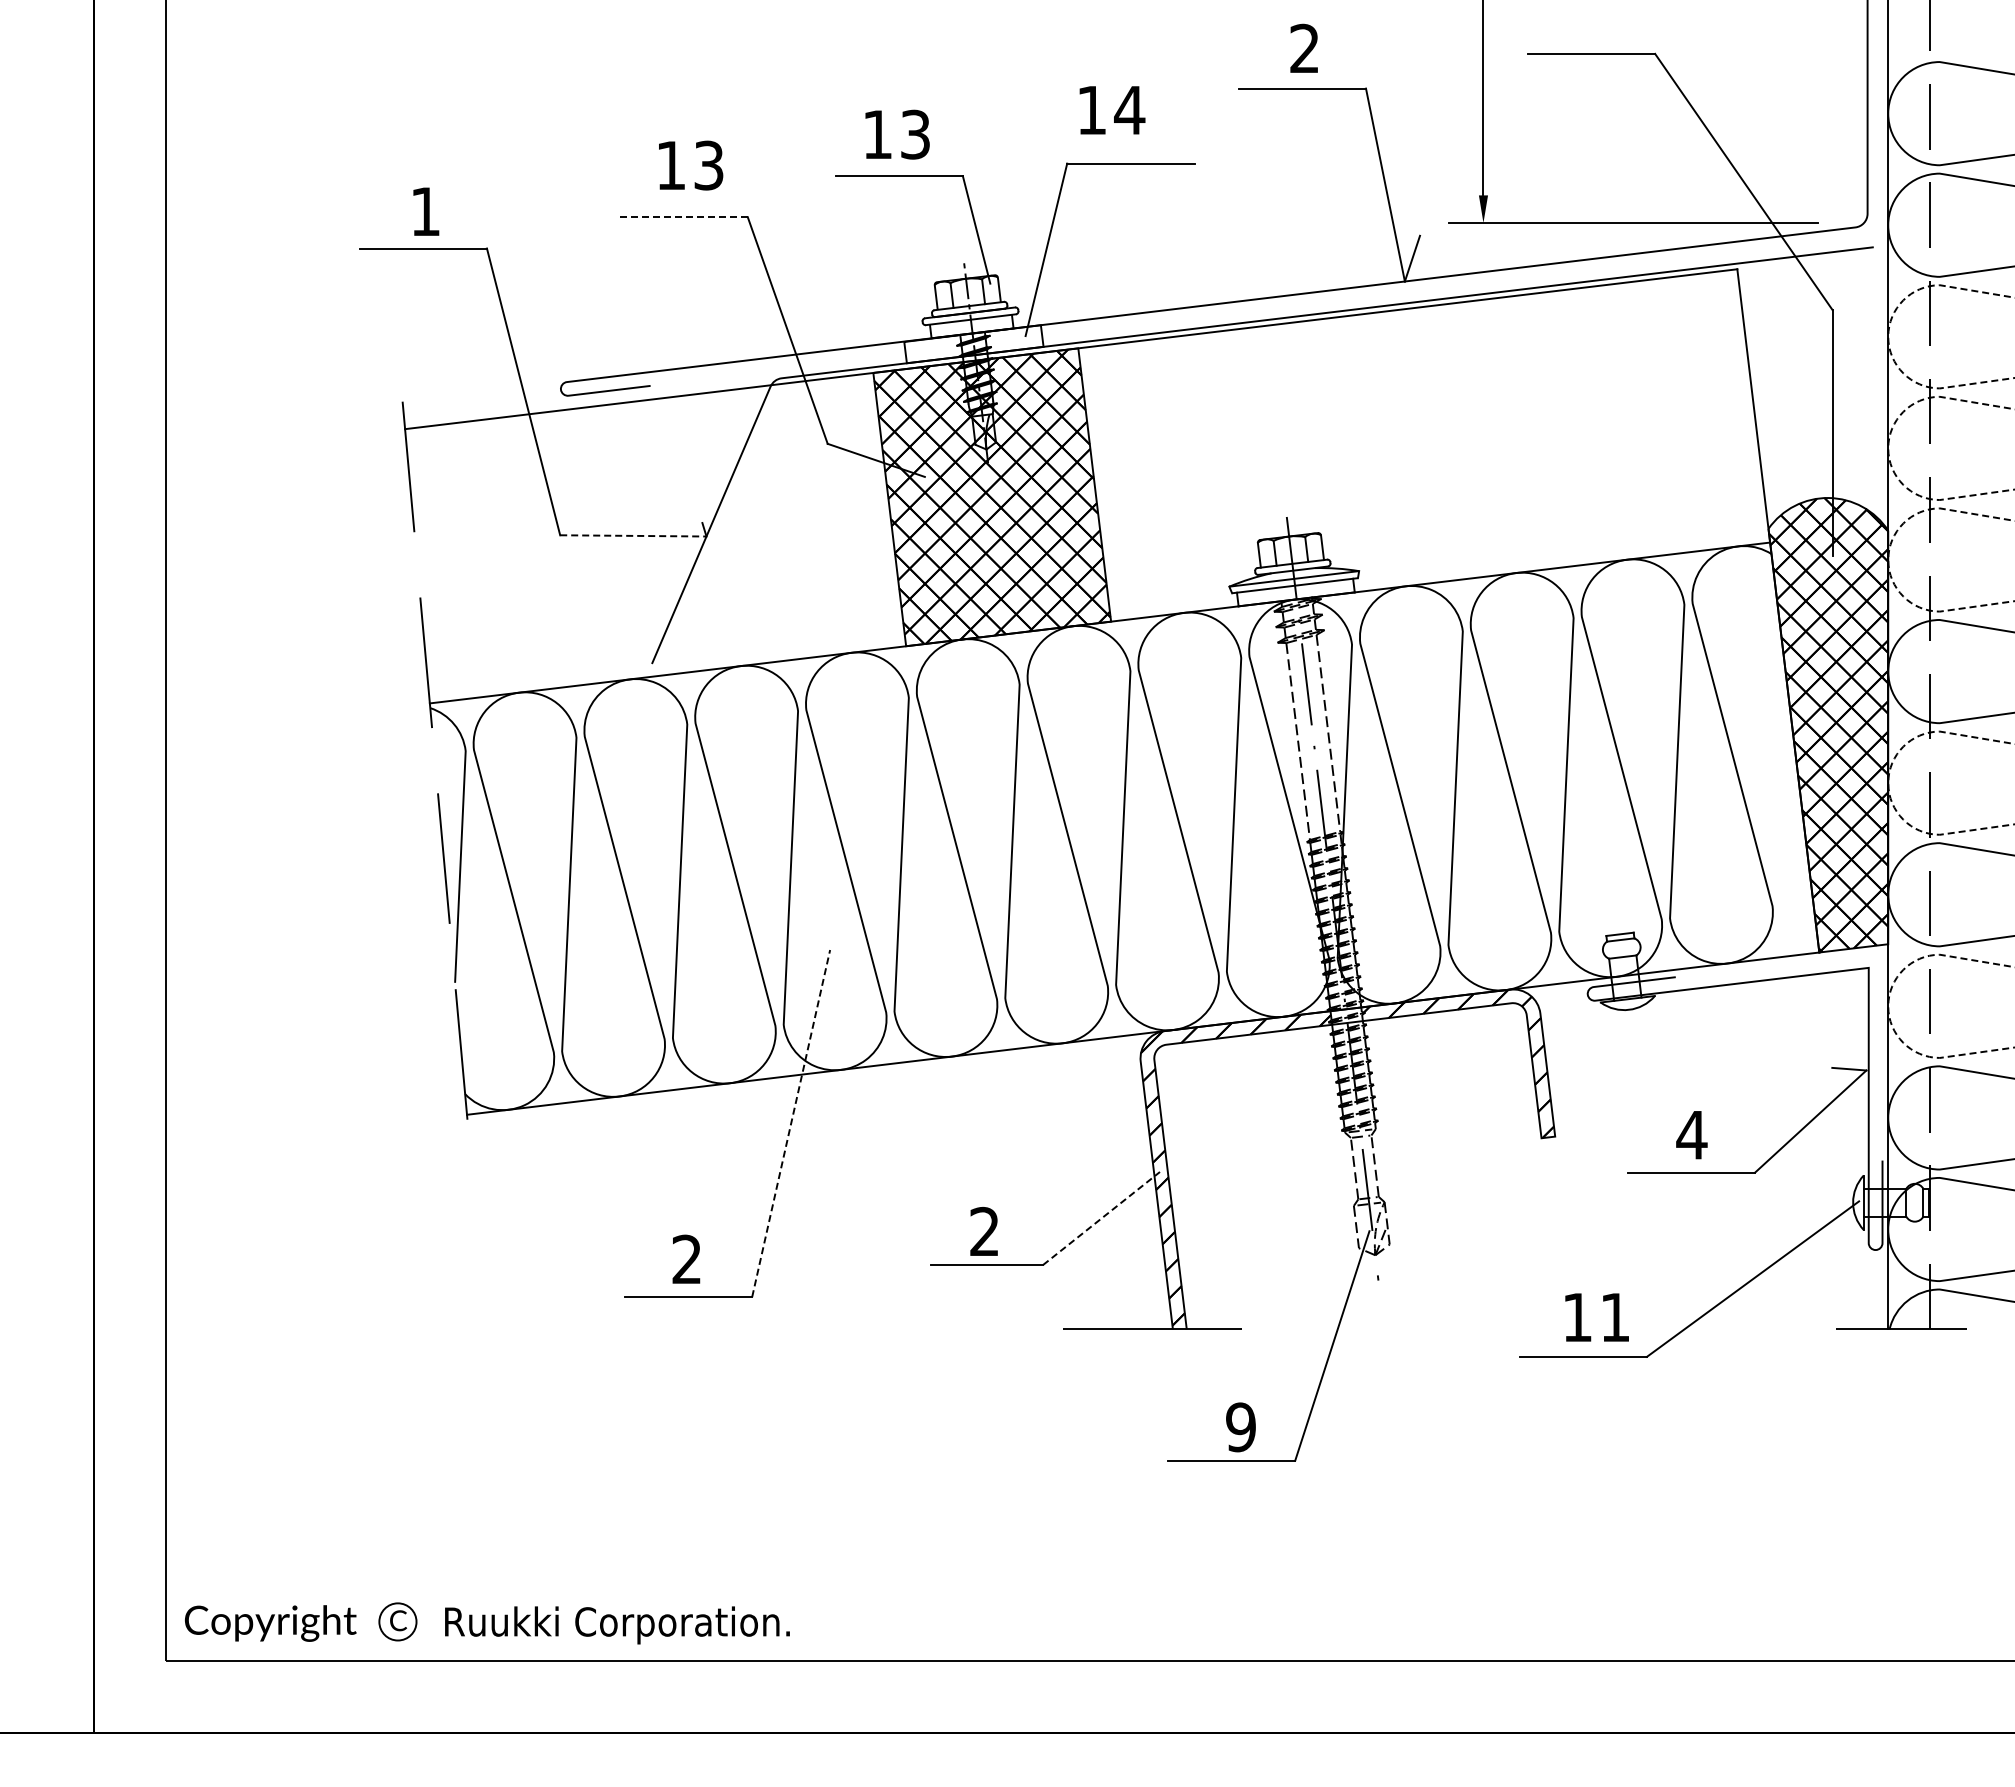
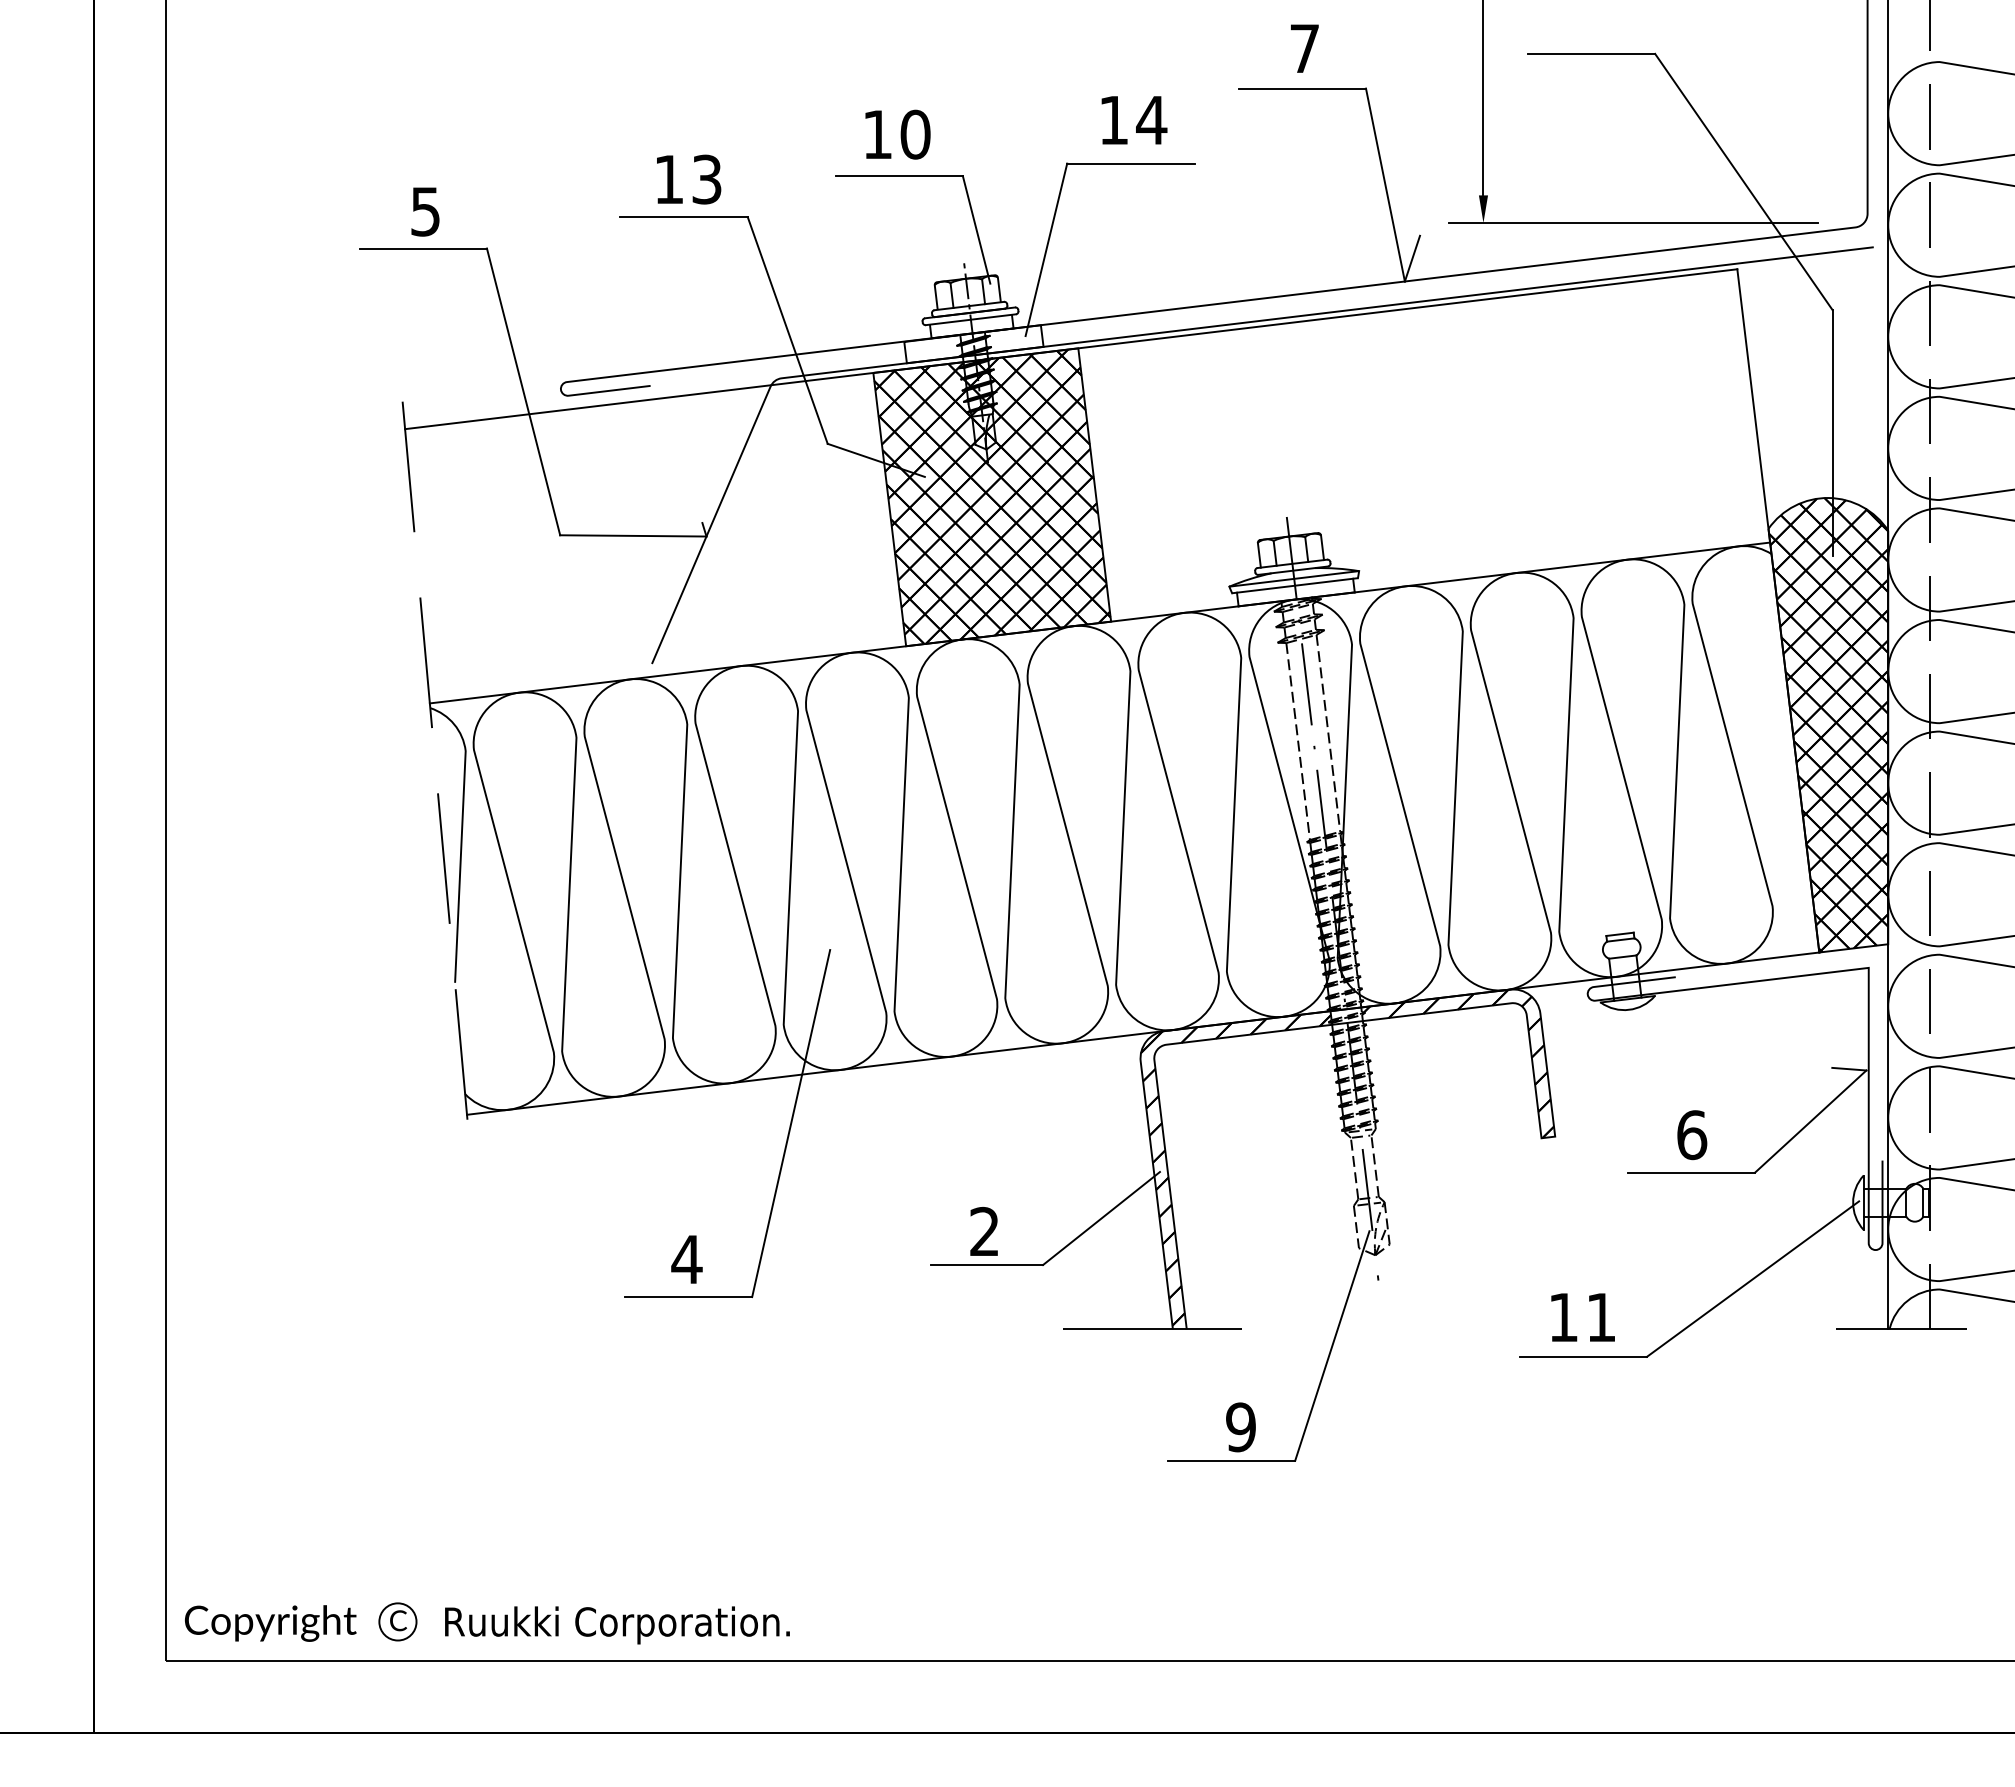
text: 2 -> 7 (1304, 47)
text position: (1112, 110) -> (1134, 120) (1134, 120)
text: 13 -> 10 (915, 134)
text position: (691, 165) -> (689, 179) (689, 179)
text: 1 -> 5 (425, 211)
line: dashed -> solid (684, 217)
line: dashed -> solid (1888, 336)
line: dashed -> solid (1888, 448)
line: dashed -> solid (633, 535)
line: dashed -> solid (1888, 560)
line: dashed -> solid (1888, 783)
line: dashed -> solid (1888, 1006)
line: dashed -> solid (791, 1123)
text: 4 -> 6 (1691, 1135)
line: dashed -> solid (1101, 1218)
text: 2 -> 4 (686, 1258)
text position: (1596, 1317) -> (1582, 1317) (1582, 1317)
